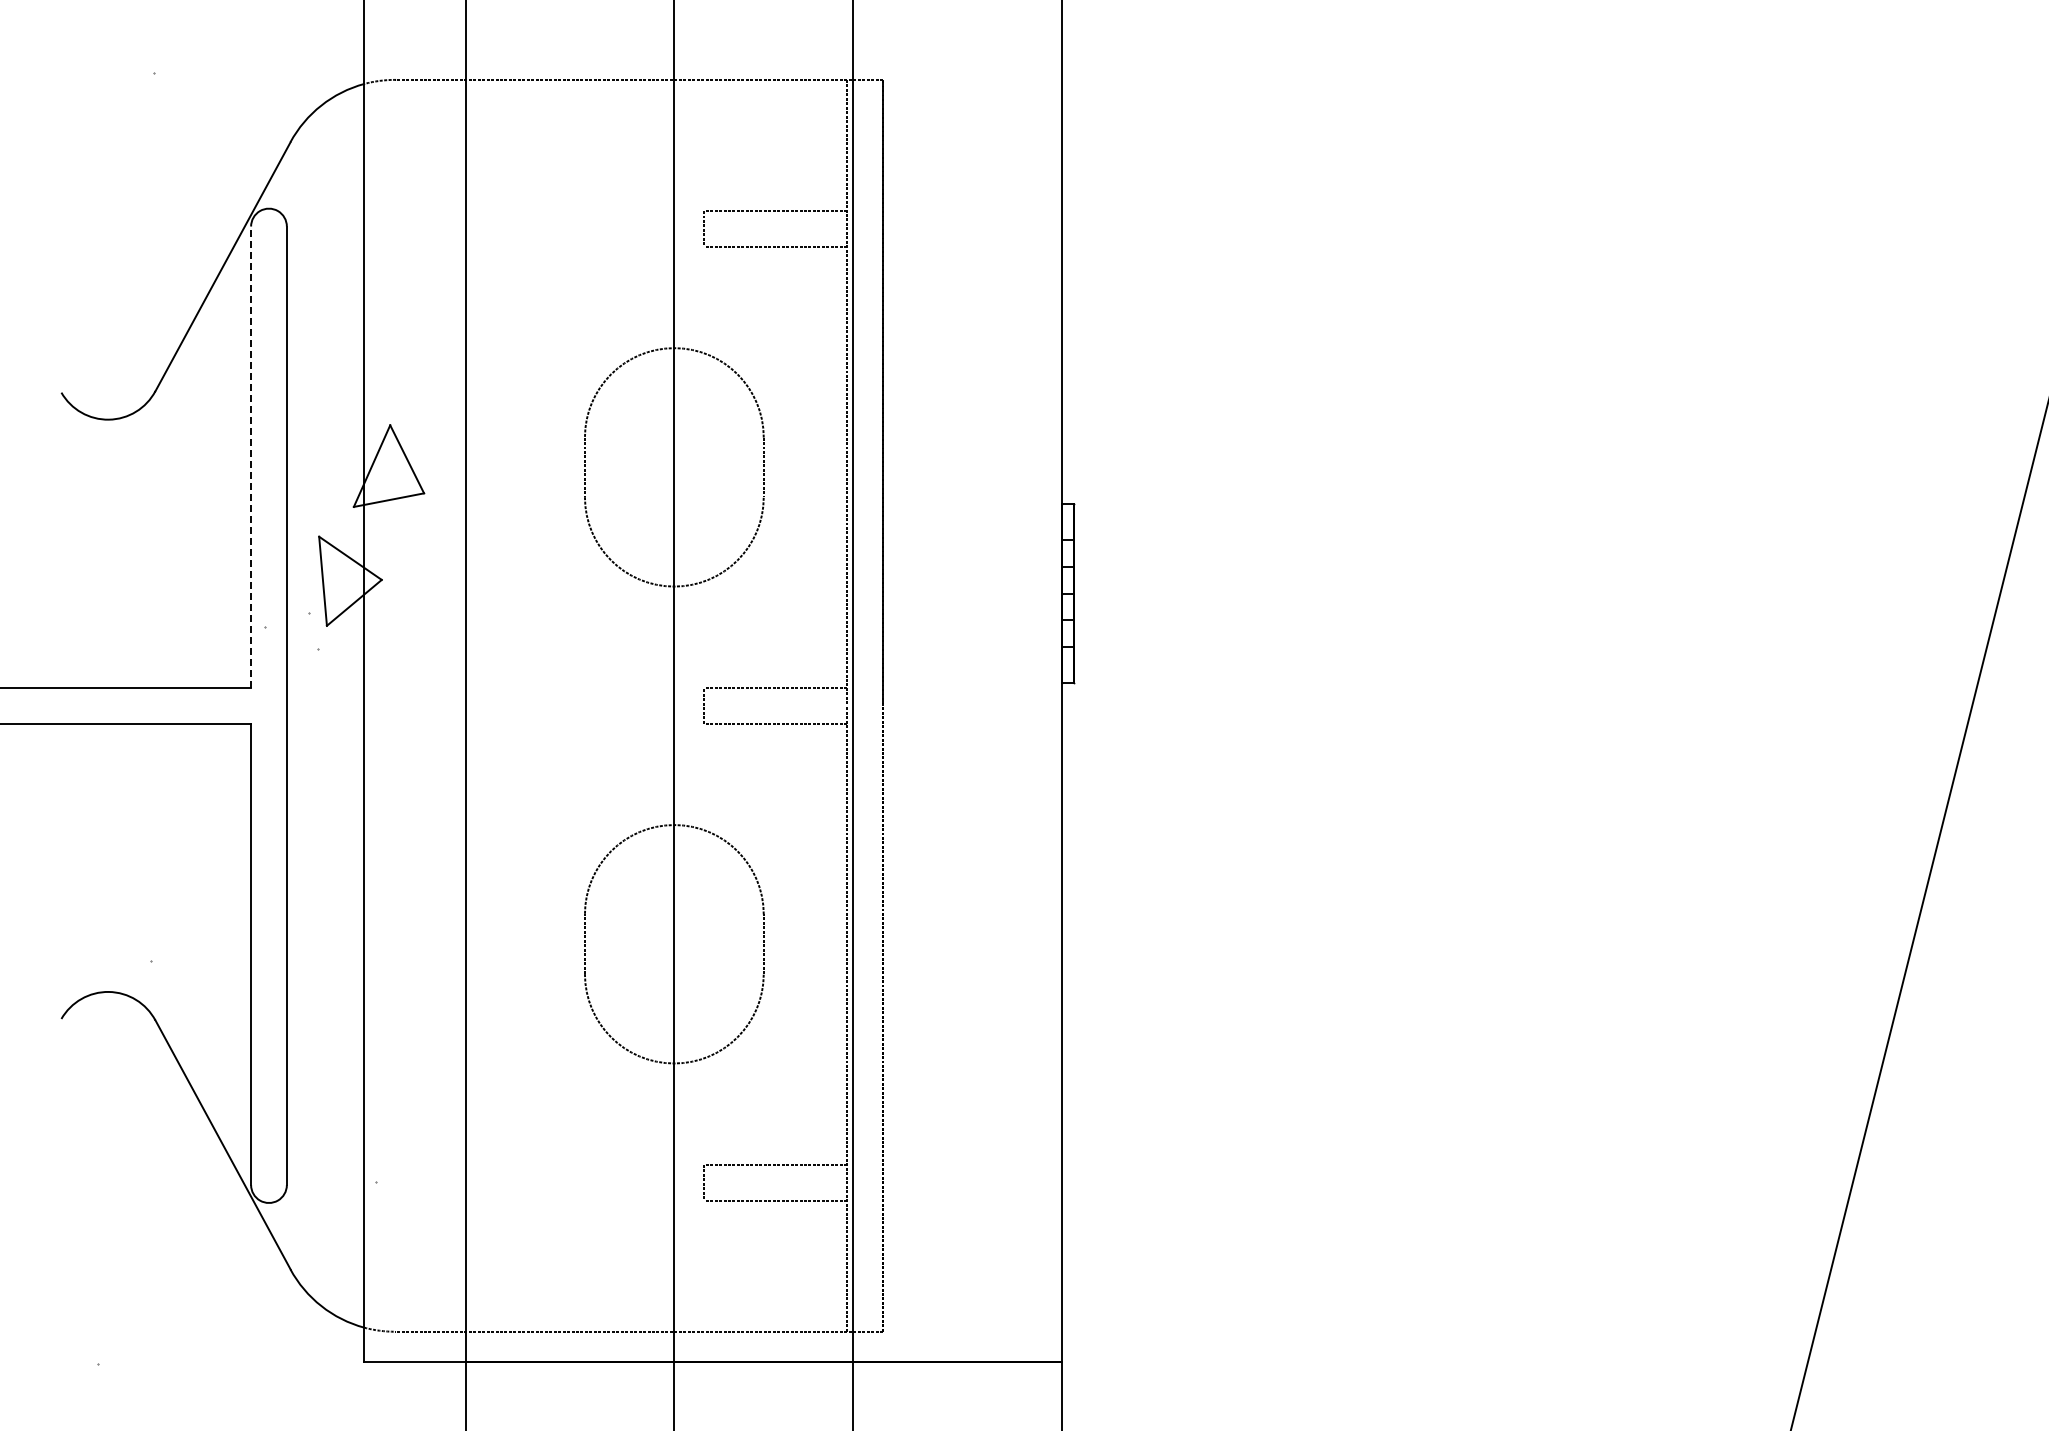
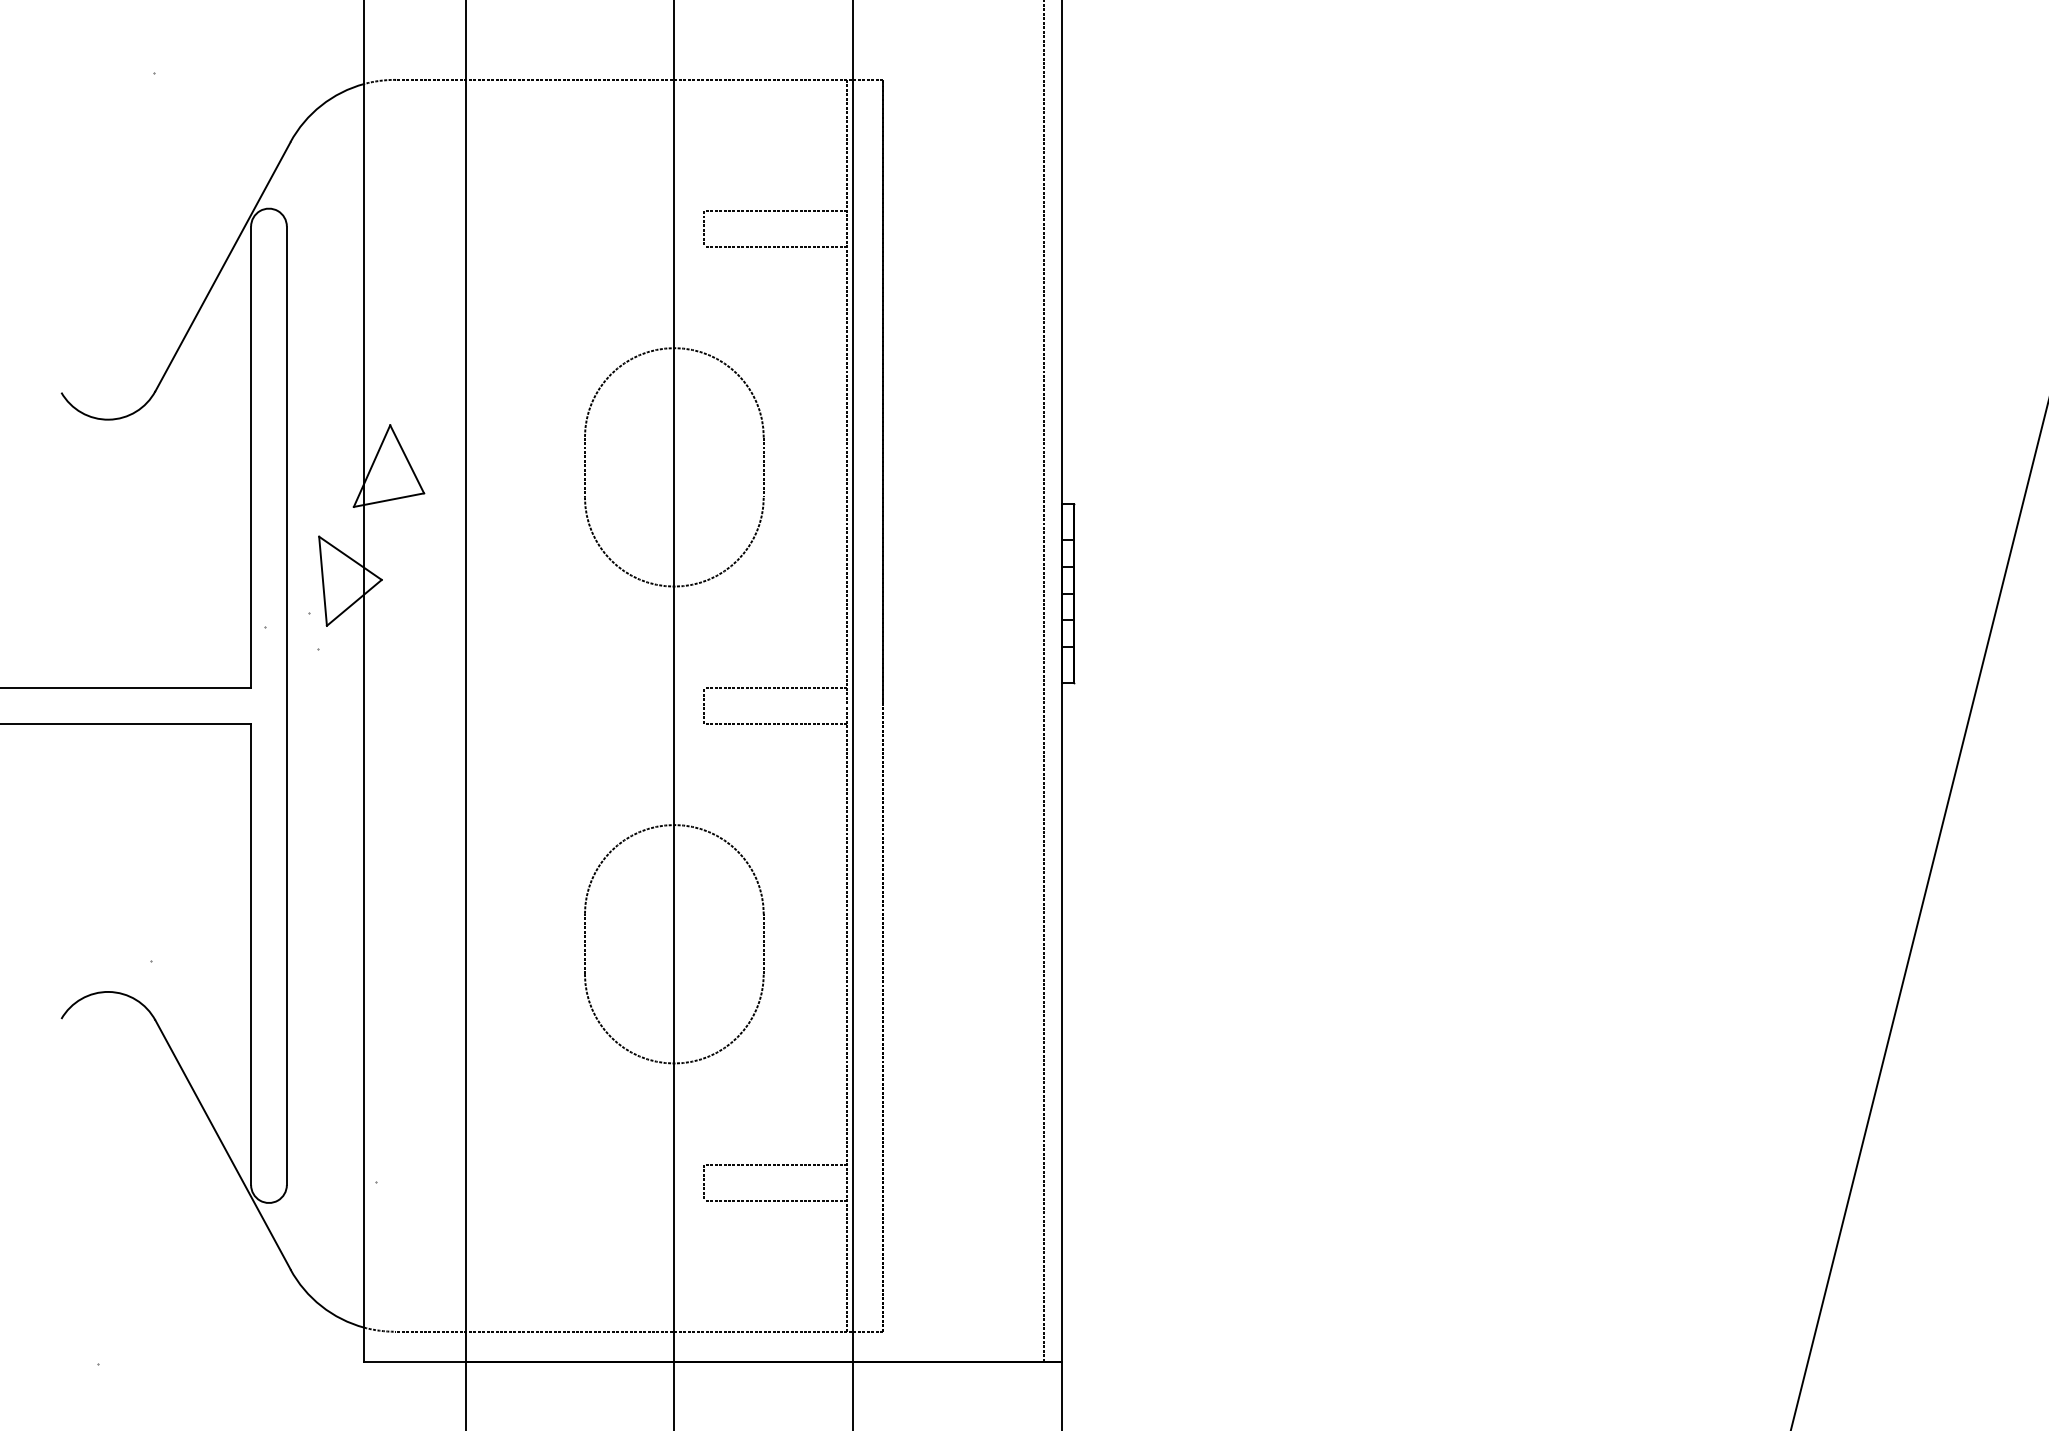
line: dashed -> solid (251, 457)
line: none -> present (1043, 681)
